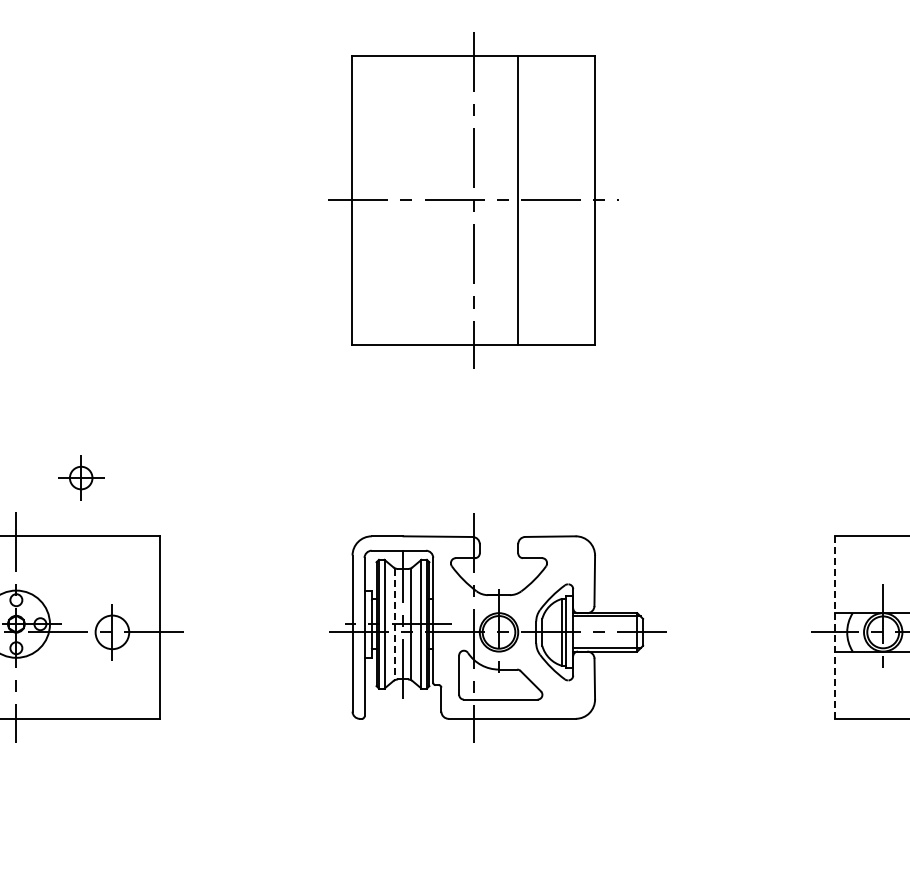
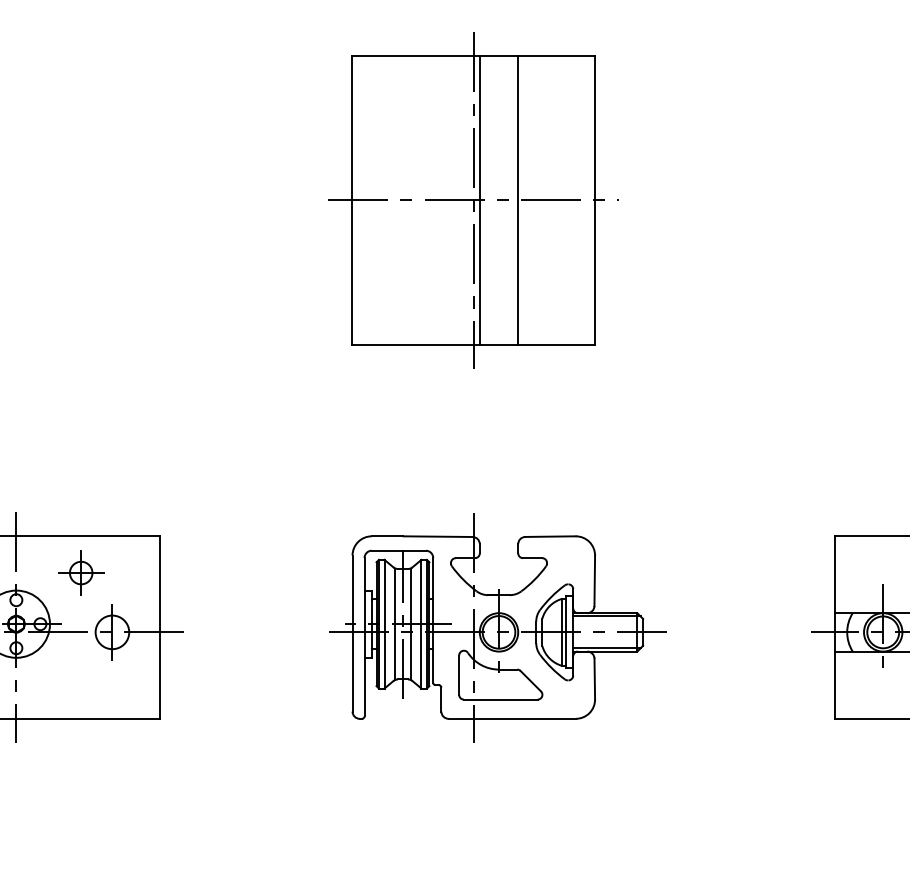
line: none -> present (479, 200)
part position: (81, 477) -> (81, 572) (81, 572)
line: dashed -> solid (395, 624)
line: dashed -> solid (835, 628)
